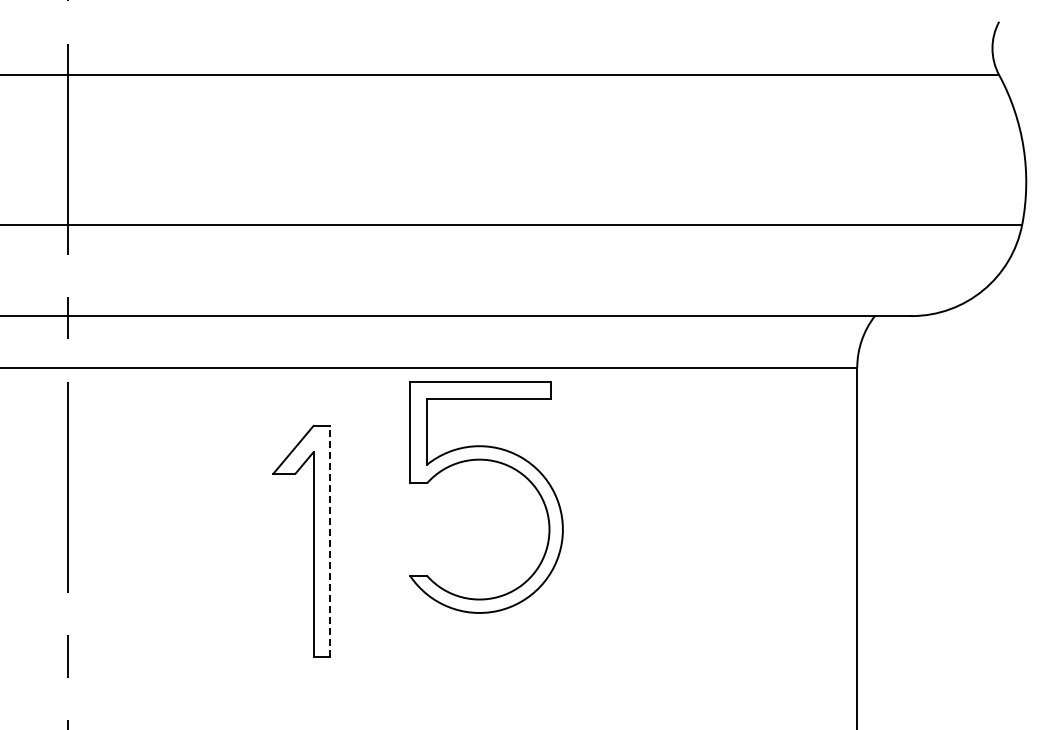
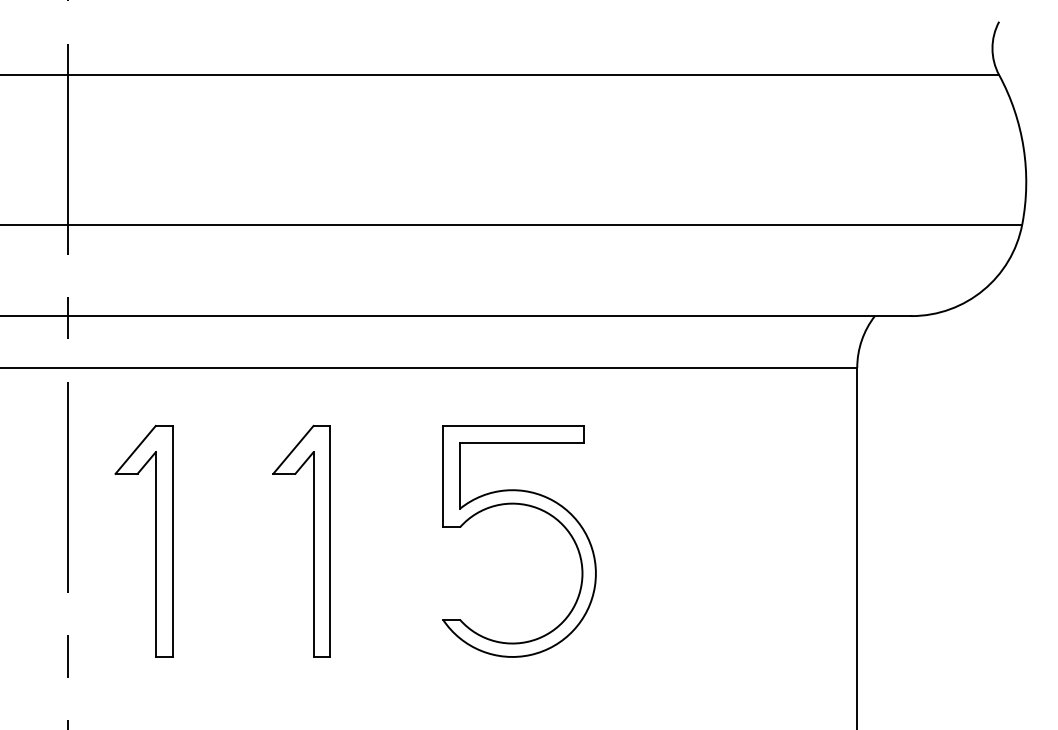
part position: (494, 462) -> (527, 506) (527, 506)
part: none -> present (155, 540)
line: dashed -> solid (330, 541)
